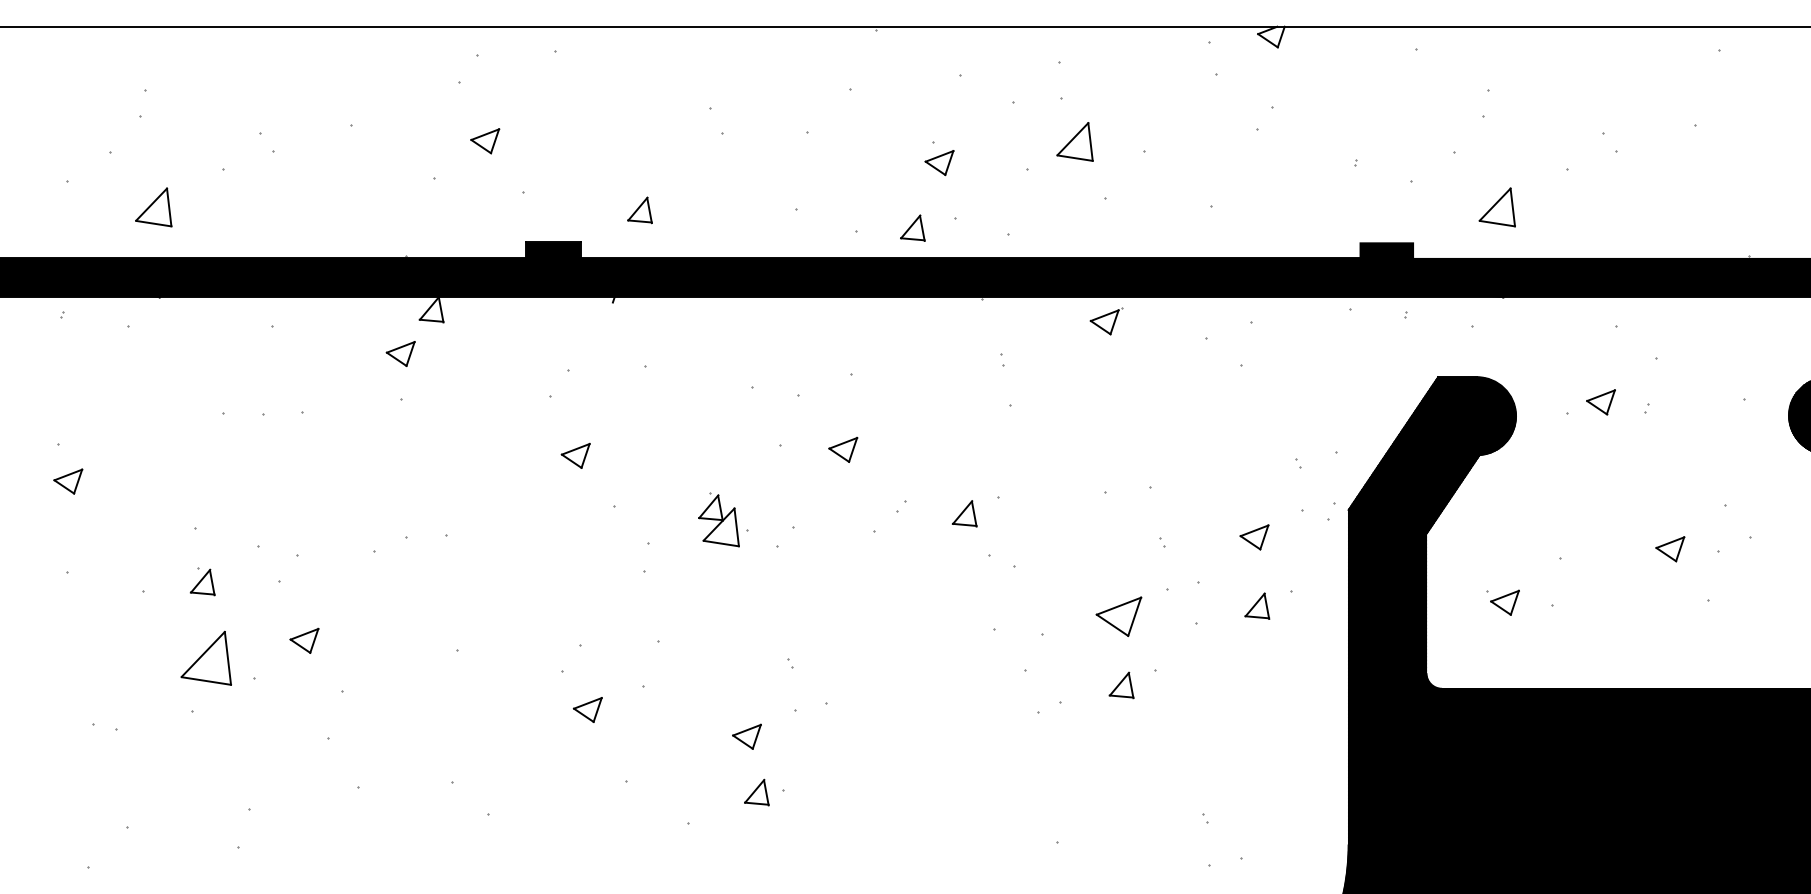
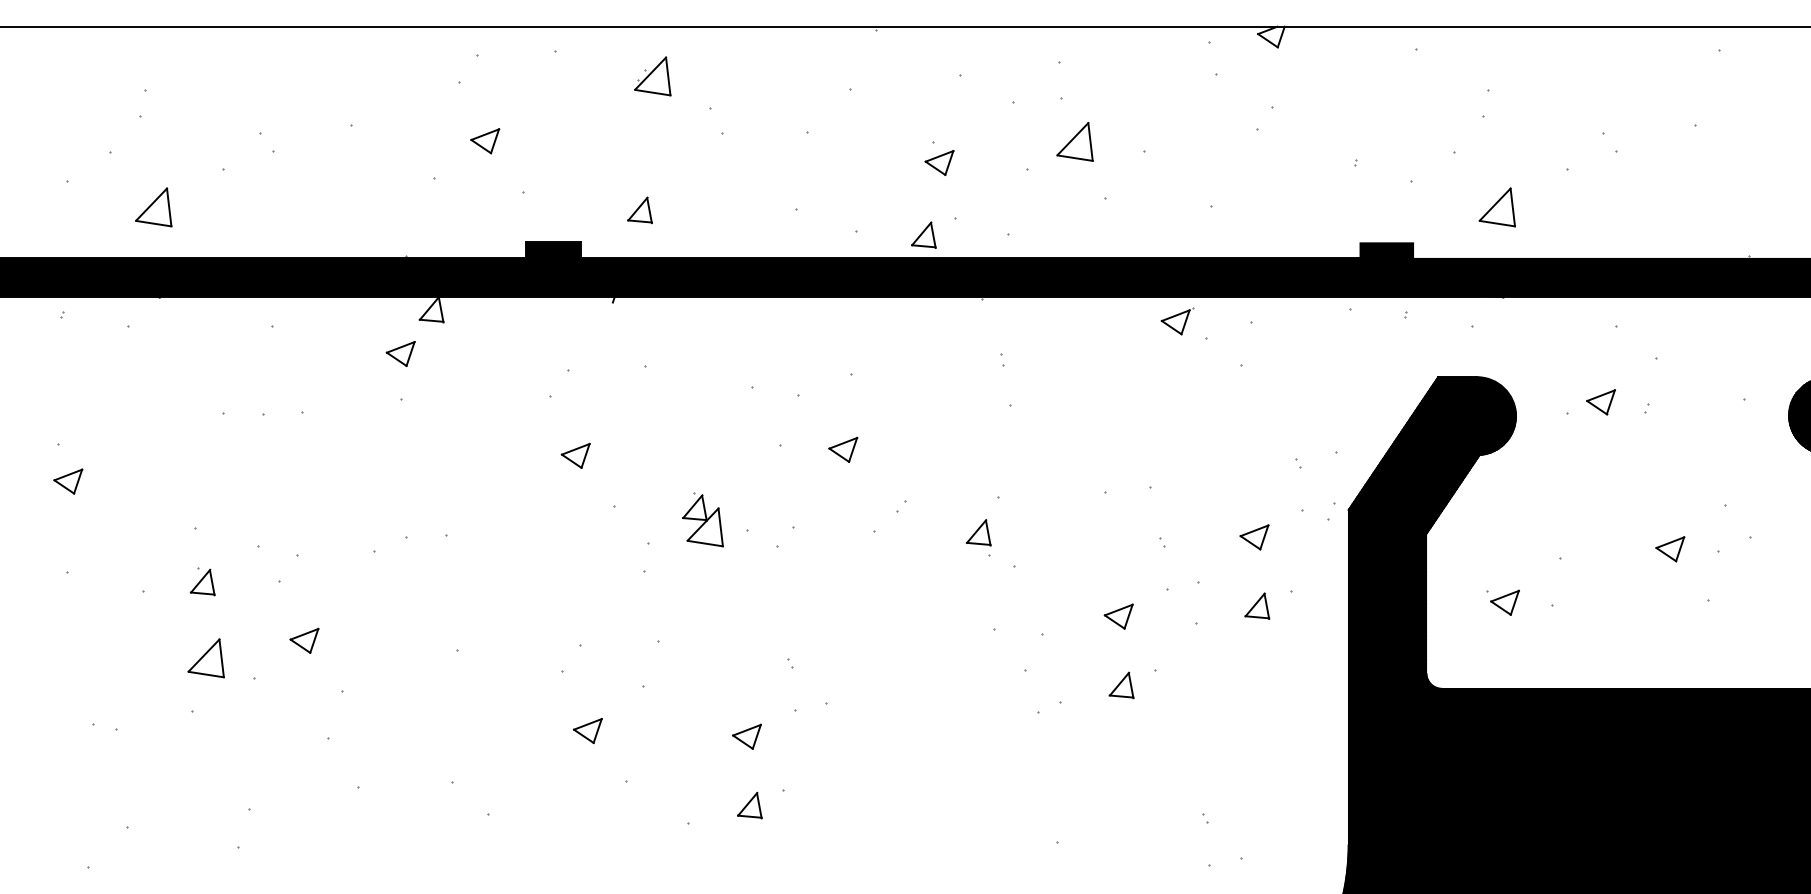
part: none -> present (652, 76)
part position: (912, 227) -> (923, 234) (923, 234)
part position: (1106, 321) -> (1177, 321) (1177, 321)
part position: (964, 513) -> (978, 532) (978, 532)
part position: (718, 519) -> (702, 519) (702, 519)
part size: 48x41 px -> 31x27 px (1118, 616)
part size: 52x56 px -> 38x41 px (205, 658)
part position: (587, 709) -> (587, 730) (587, 730)
part position: (756, 792) -> (749, 805) (749, 805)
